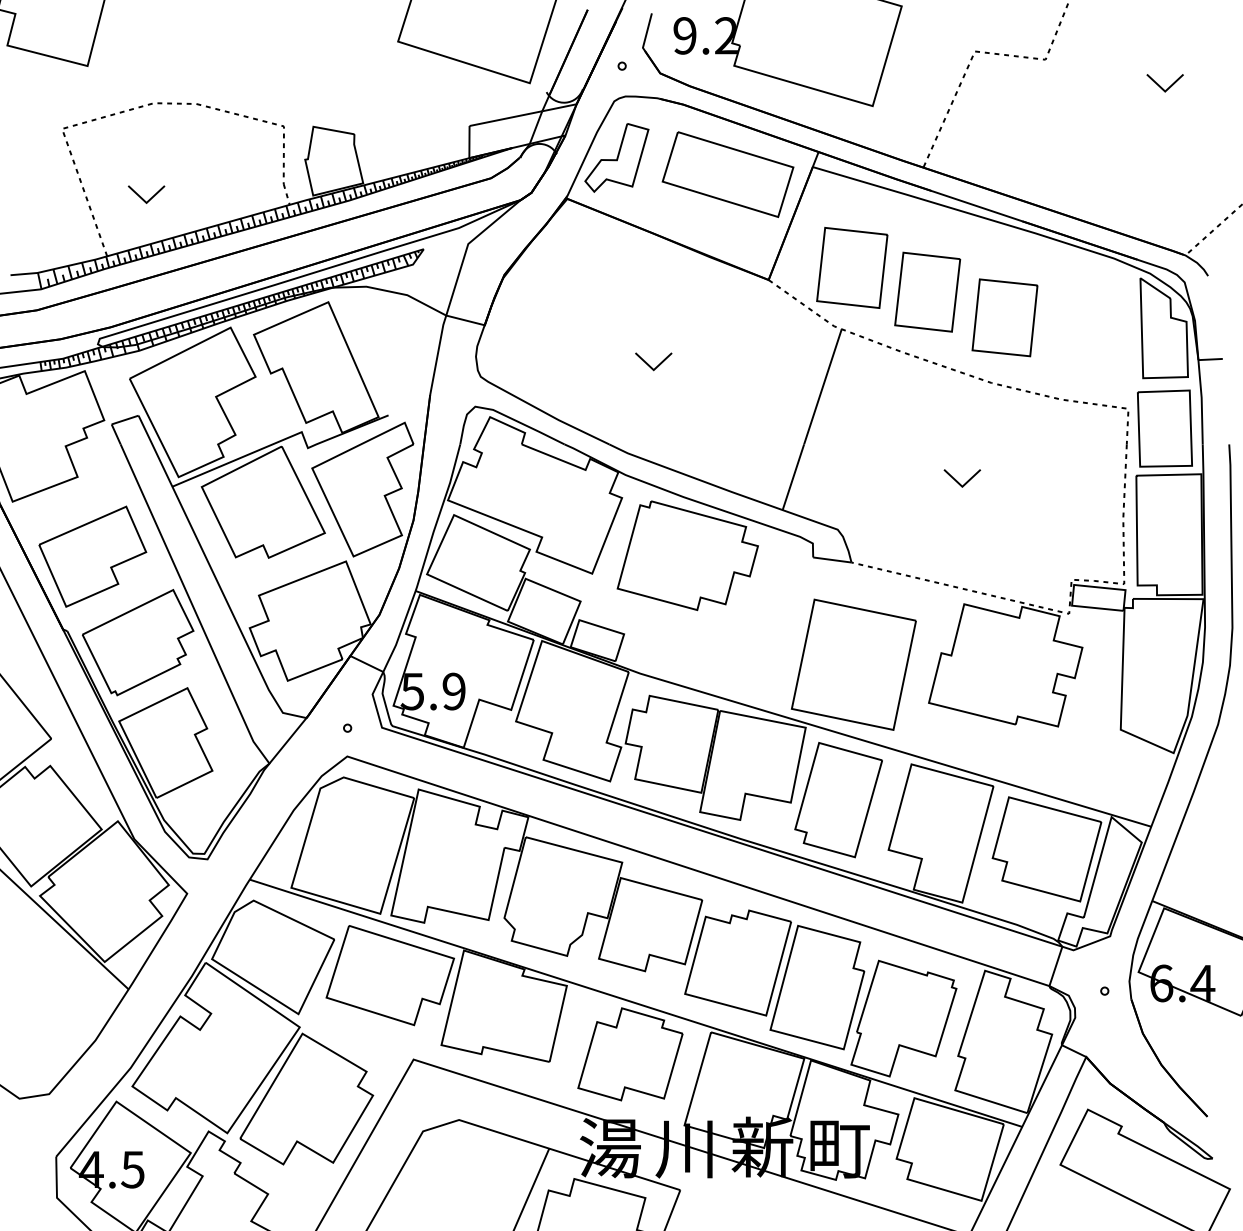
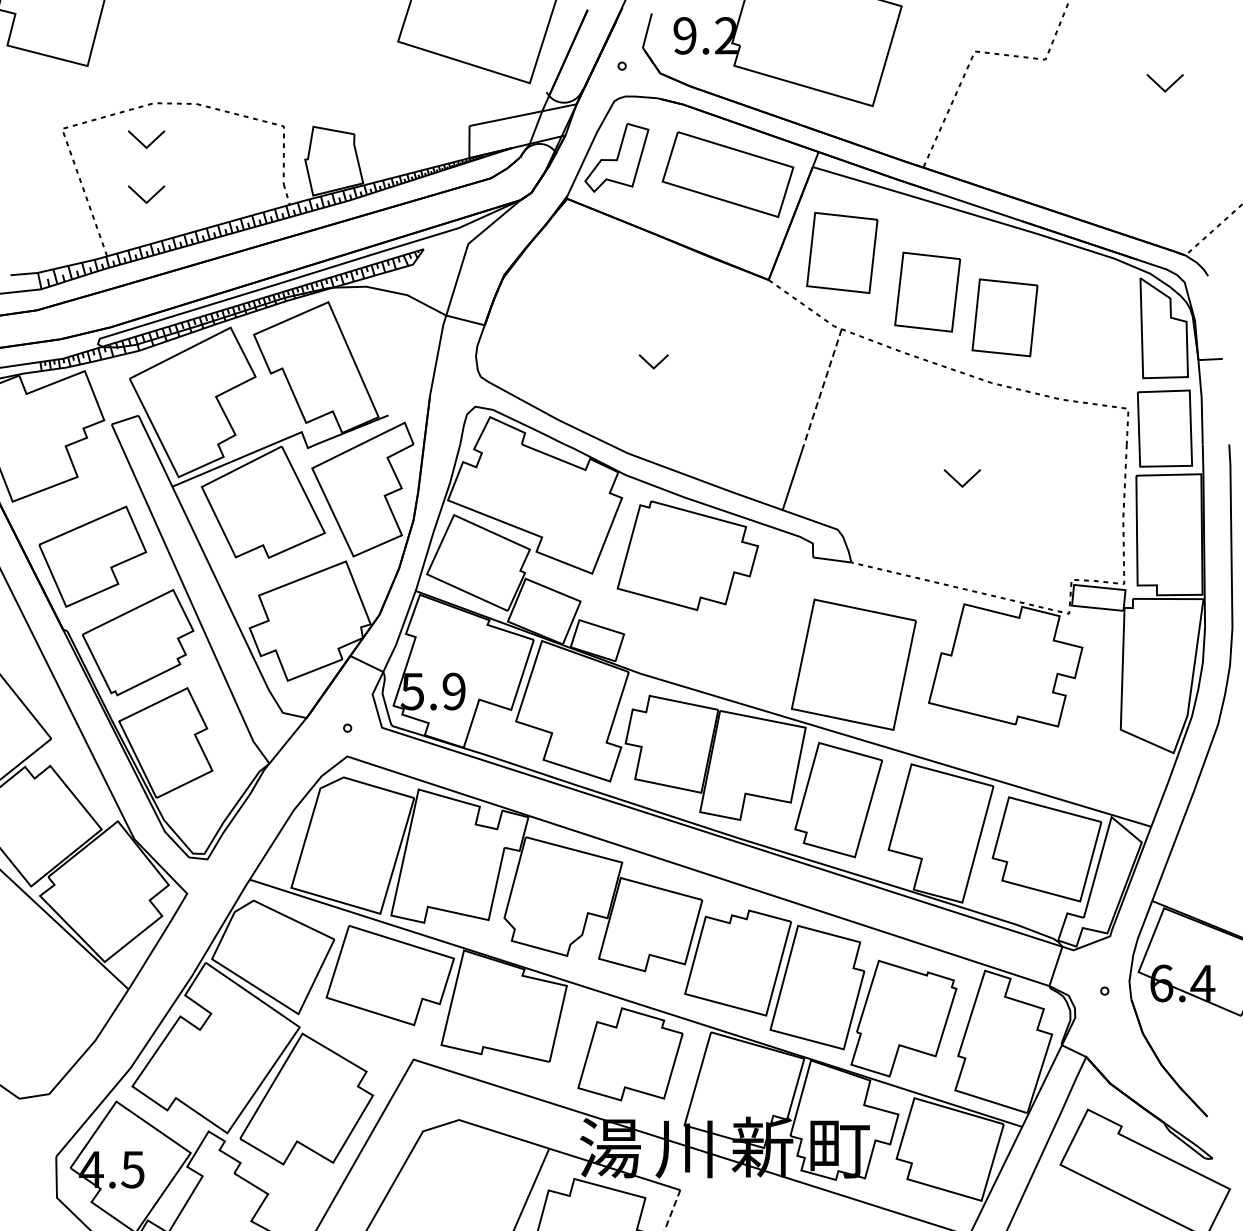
part: none -> present (146, 139)
part position: (852, 267) -> (842, 252) (842, 252)
part size: 38x20 px -> 31x16 px (653, 361)
line: solid -> dashed (822, 386)
line: solid -> dashed (672, 1209)
